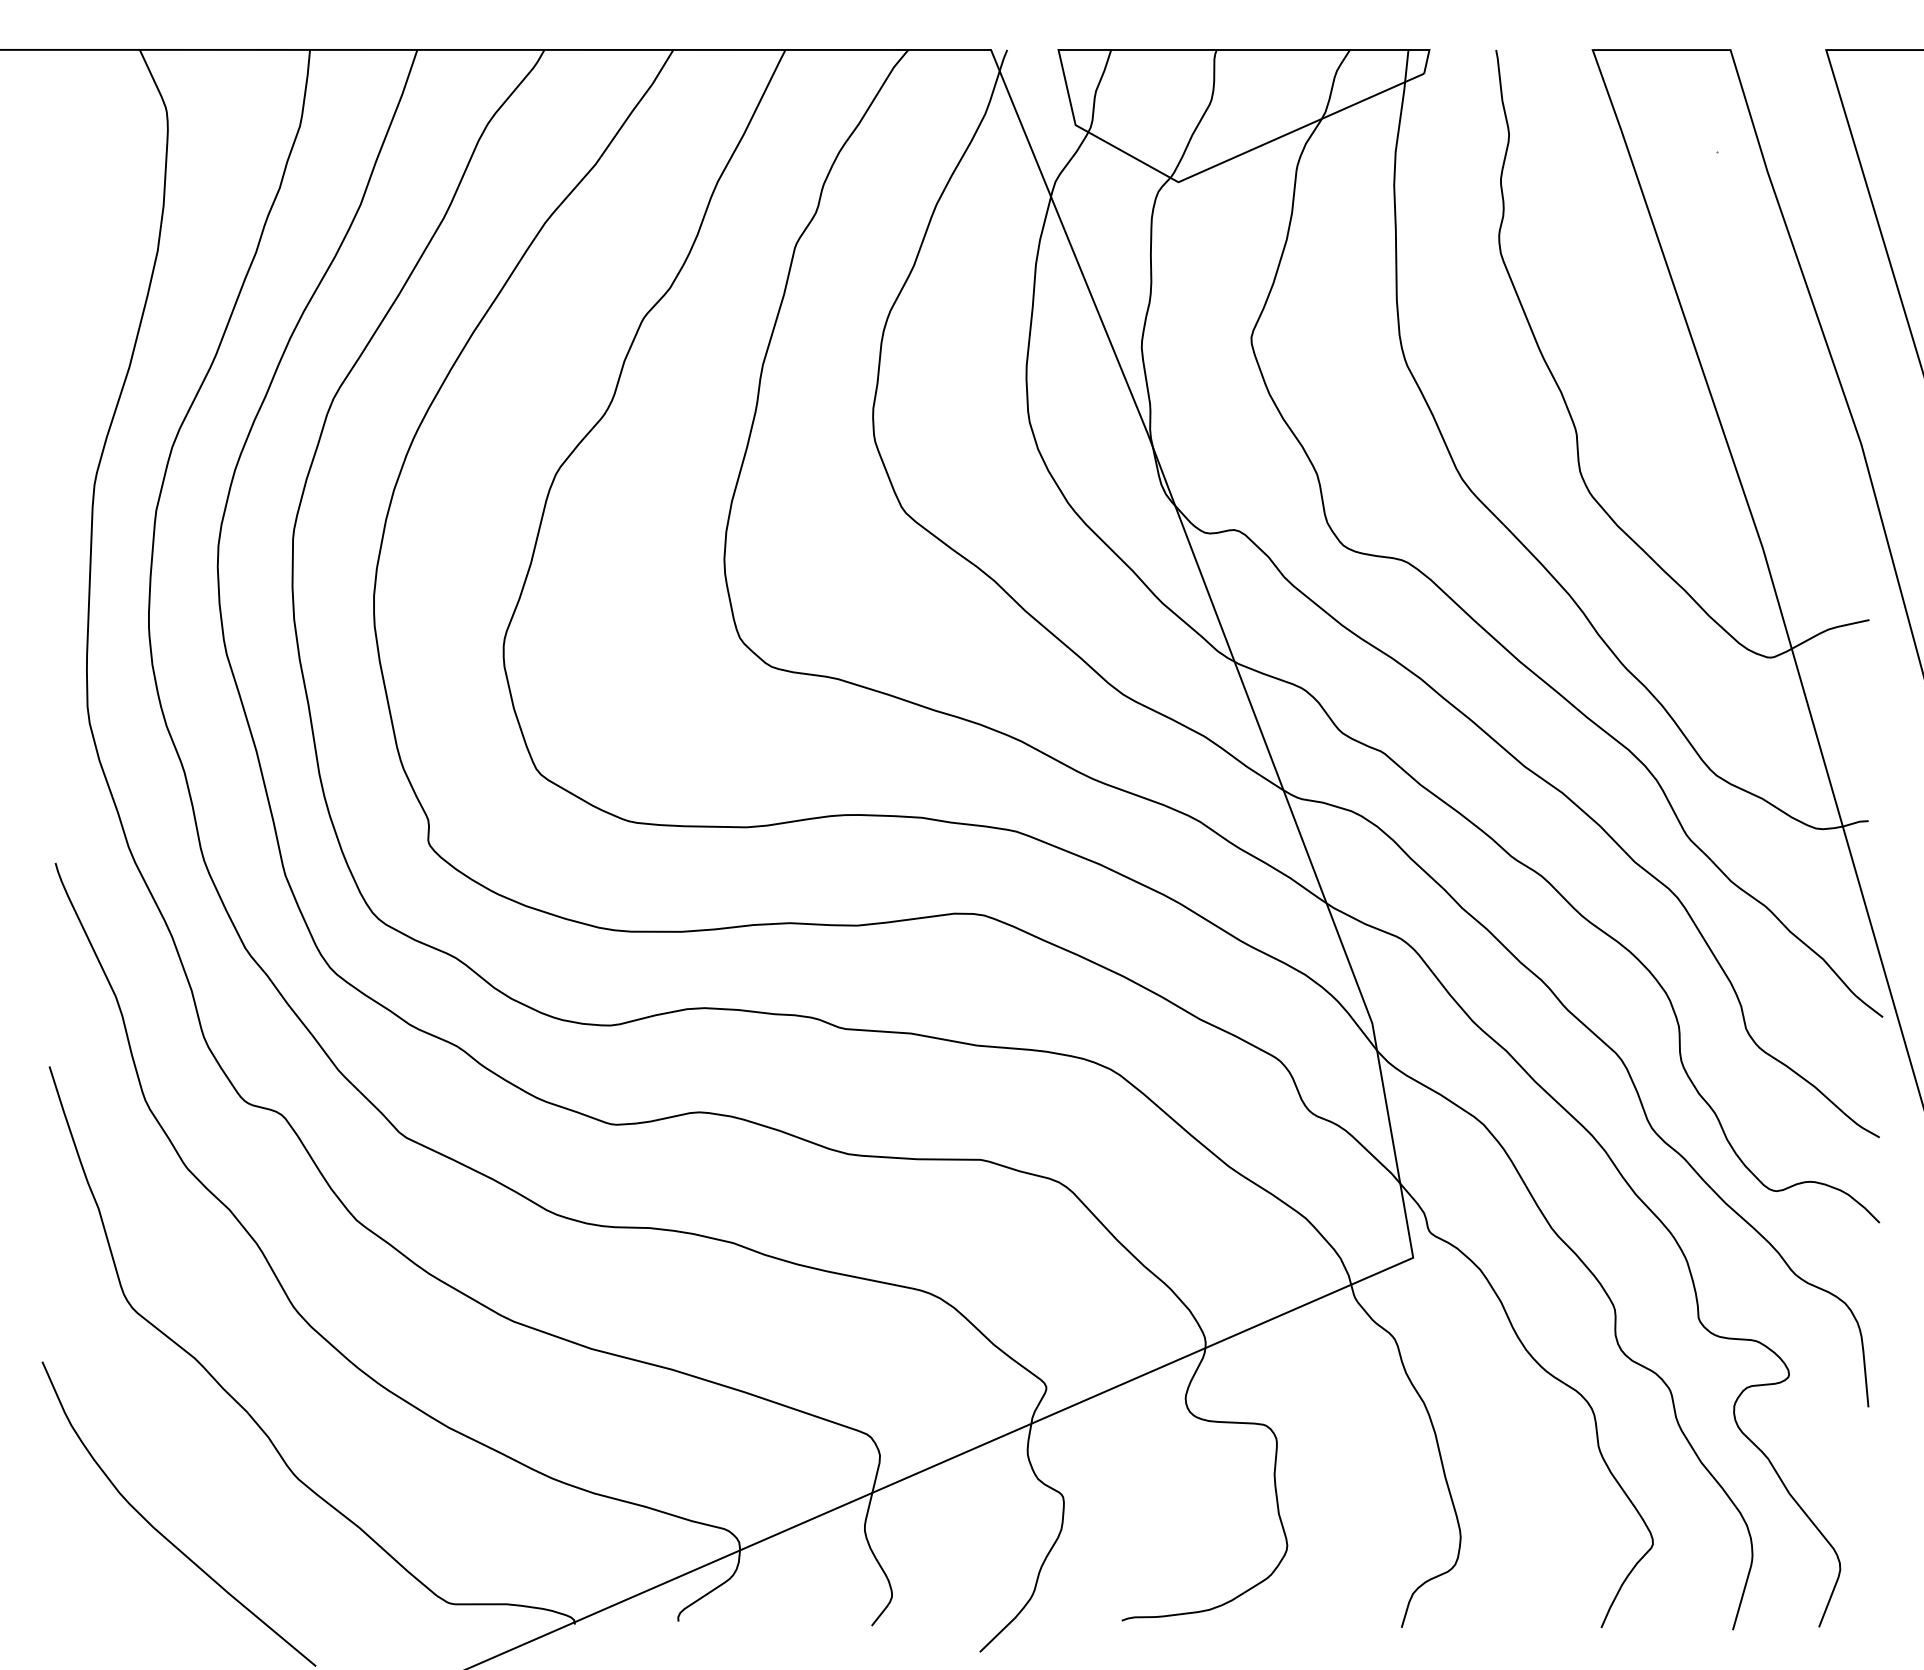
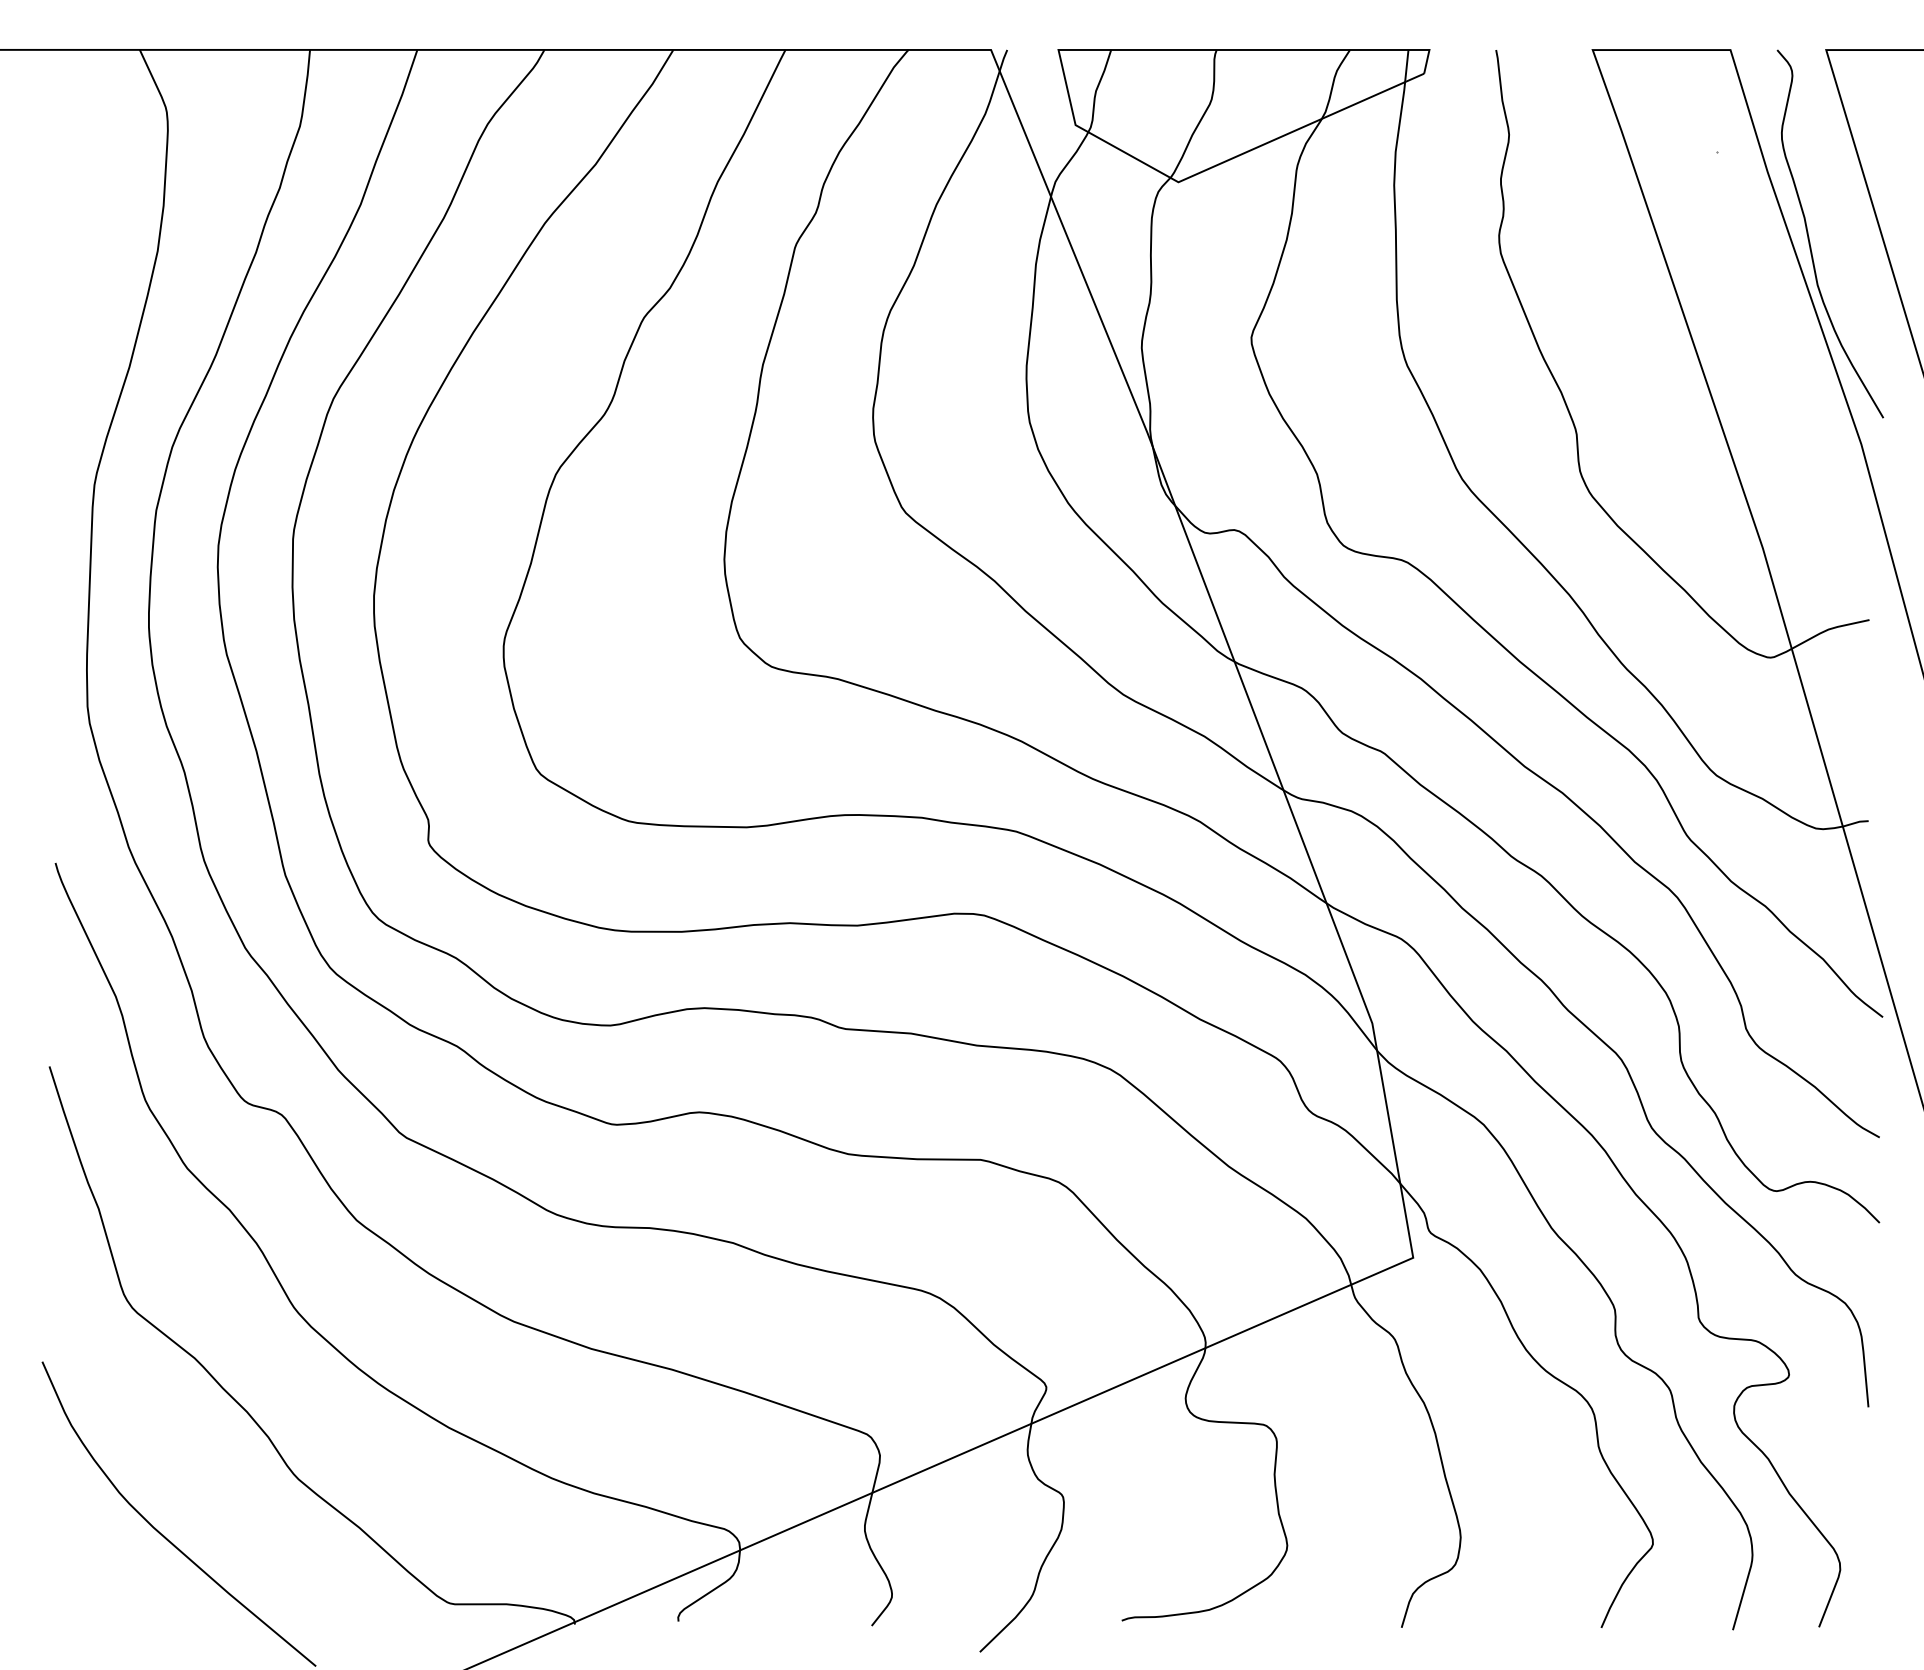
curve: none -> present (1809, 236)
